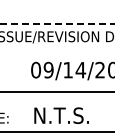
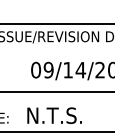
line: dashed -> solid (57, 24)
text position: (61, 115) -> (54, 115) (54, 115)
